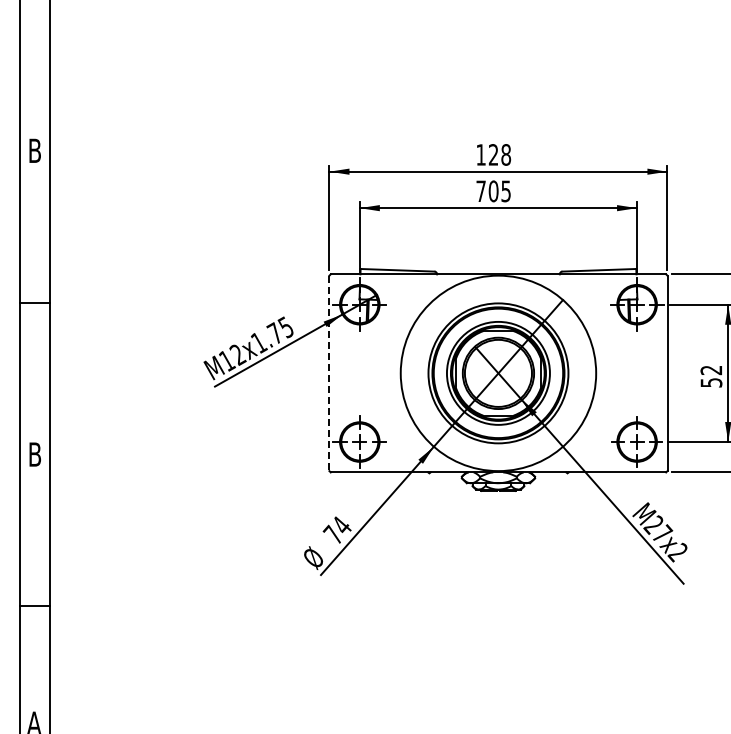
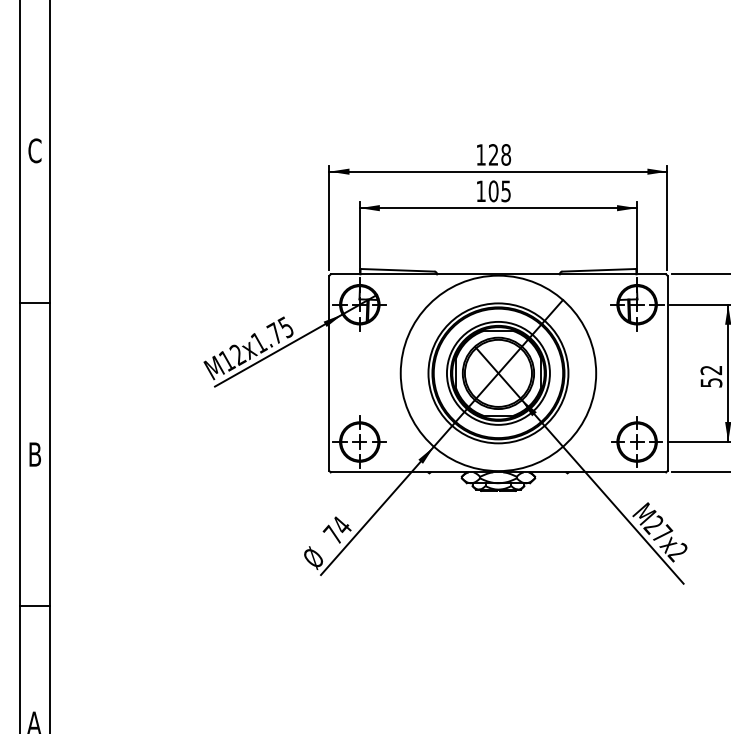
text: B -> C (34, 150)
text: 705 -> 105 (480, 190)
line: dashed -> solid (329, 373)
